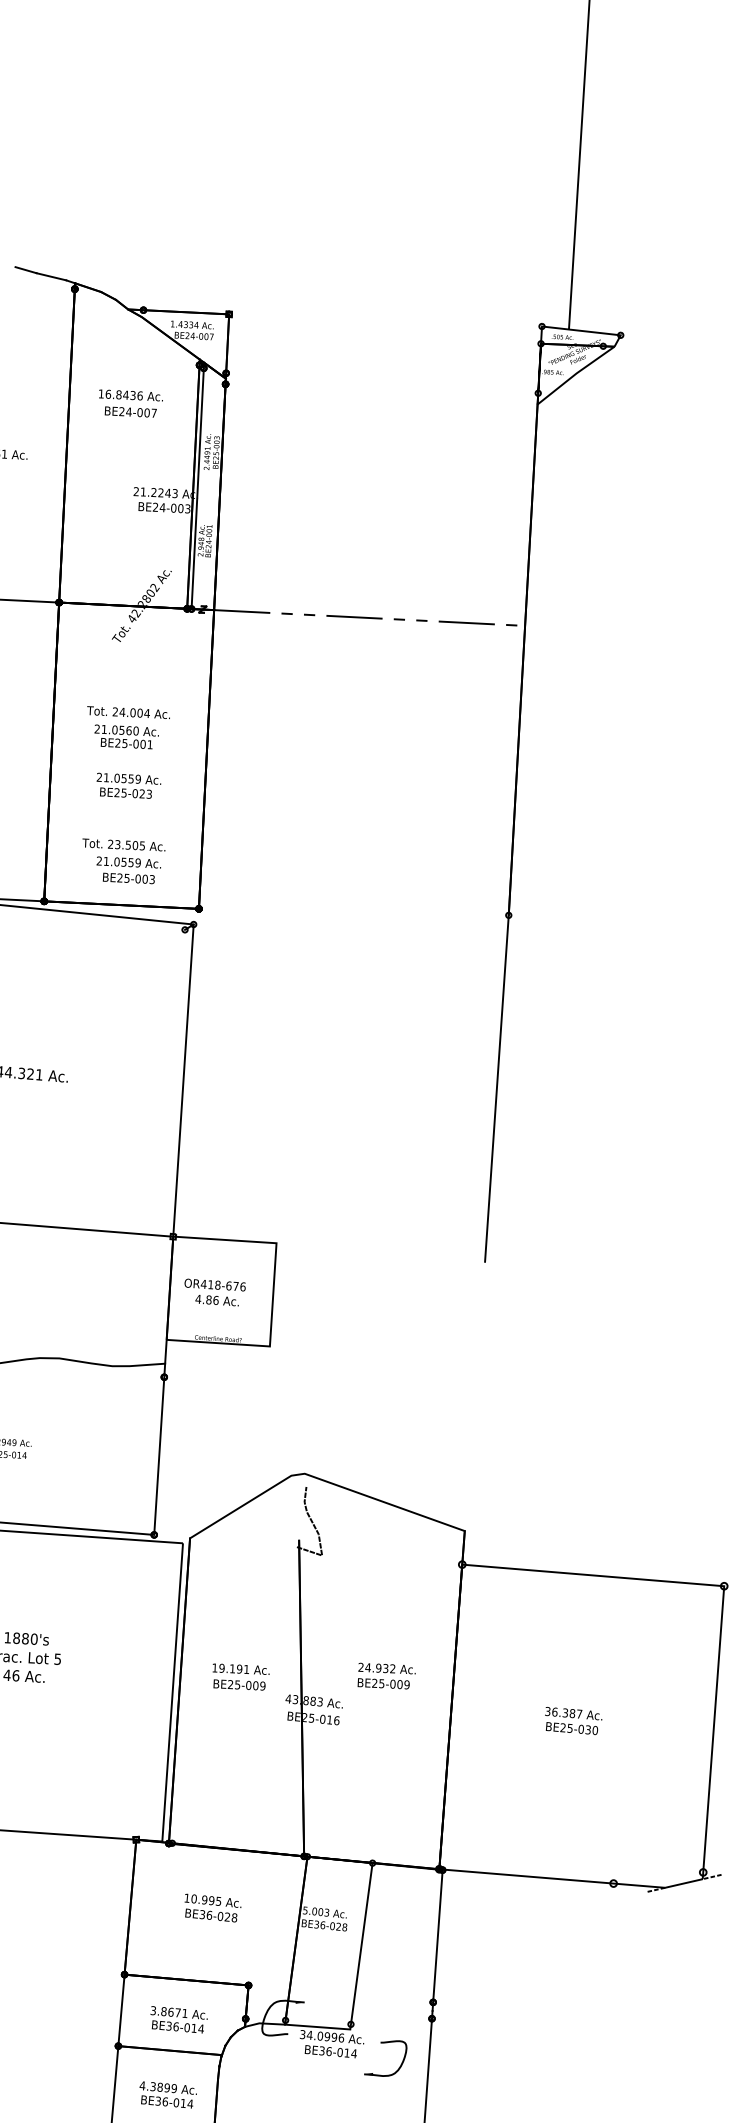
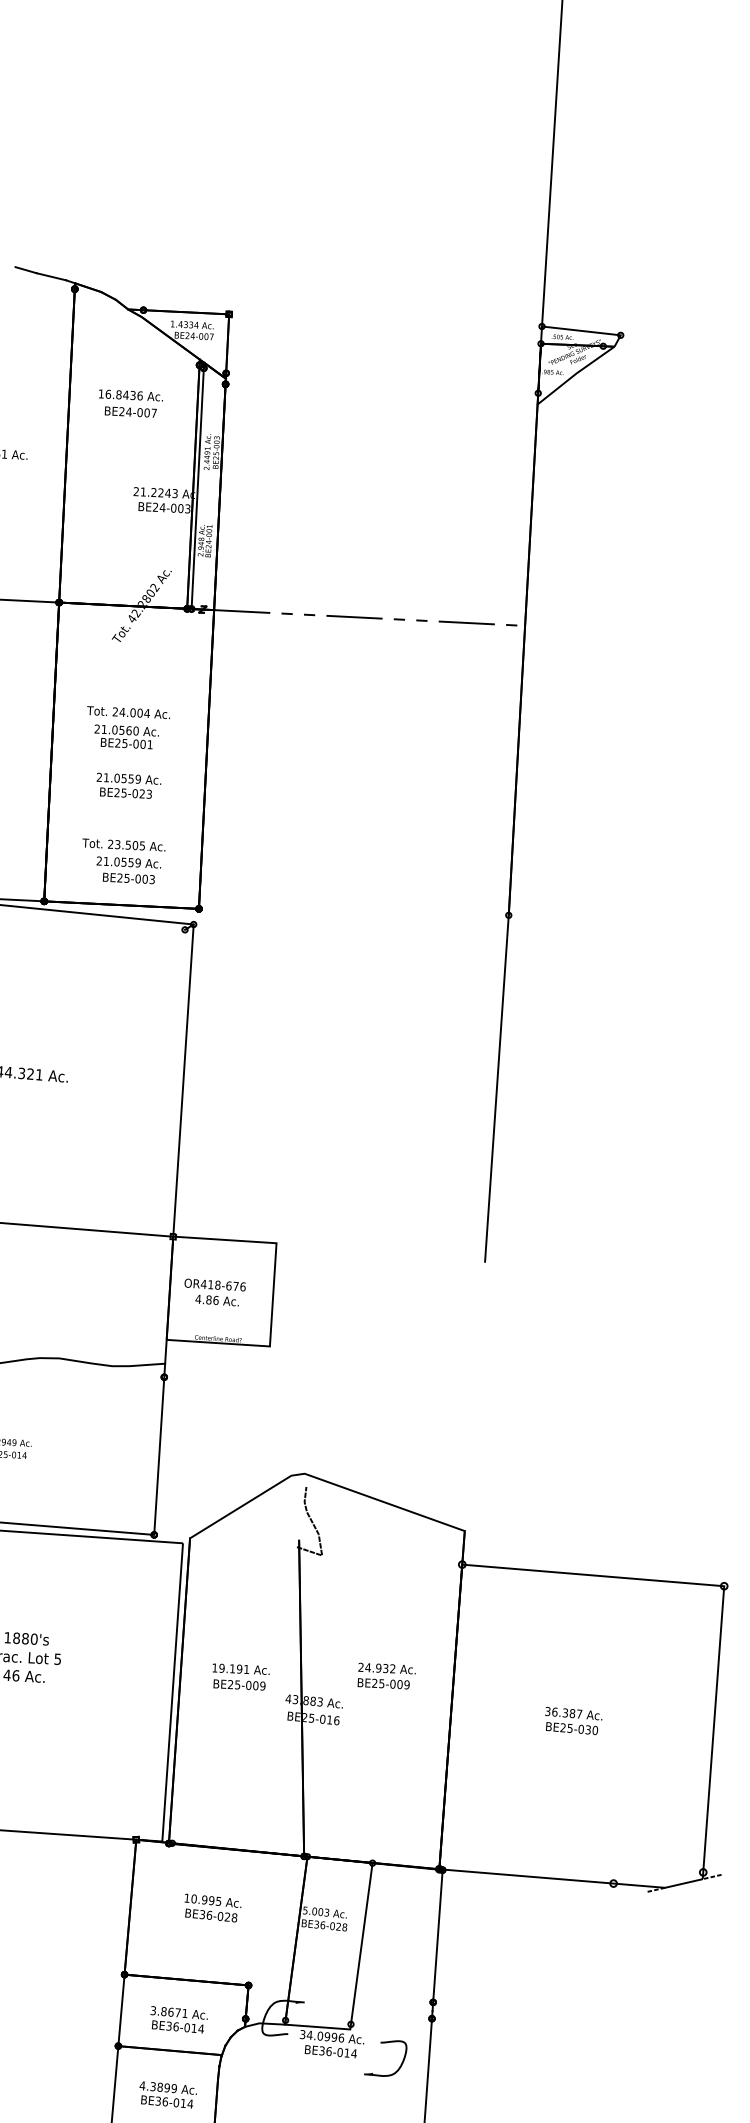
line position: (579, 165) -> (552, 164) (552, 164)
